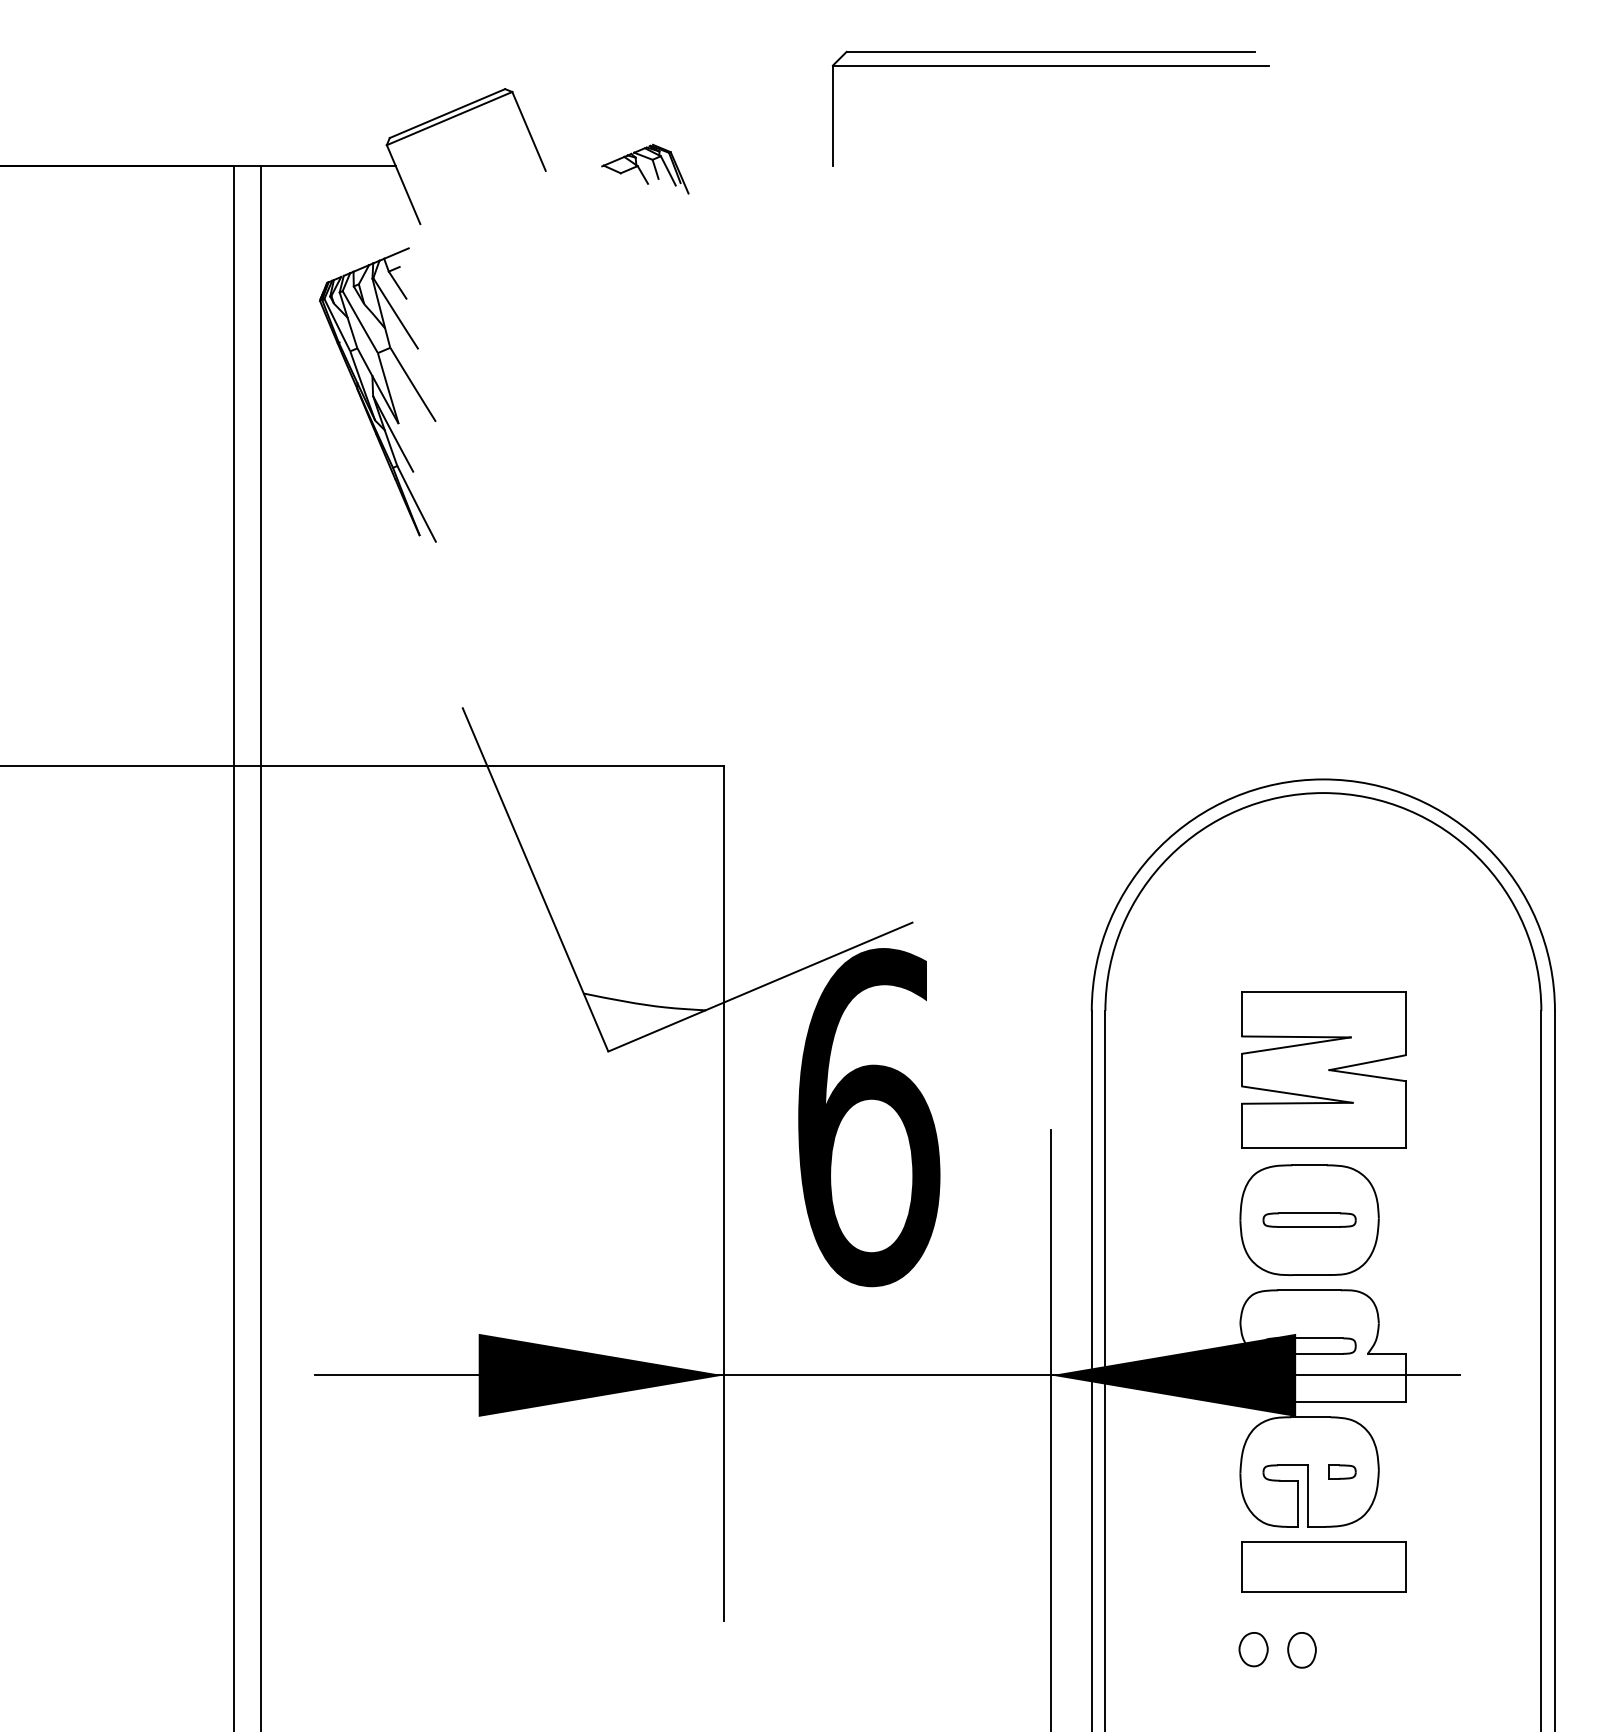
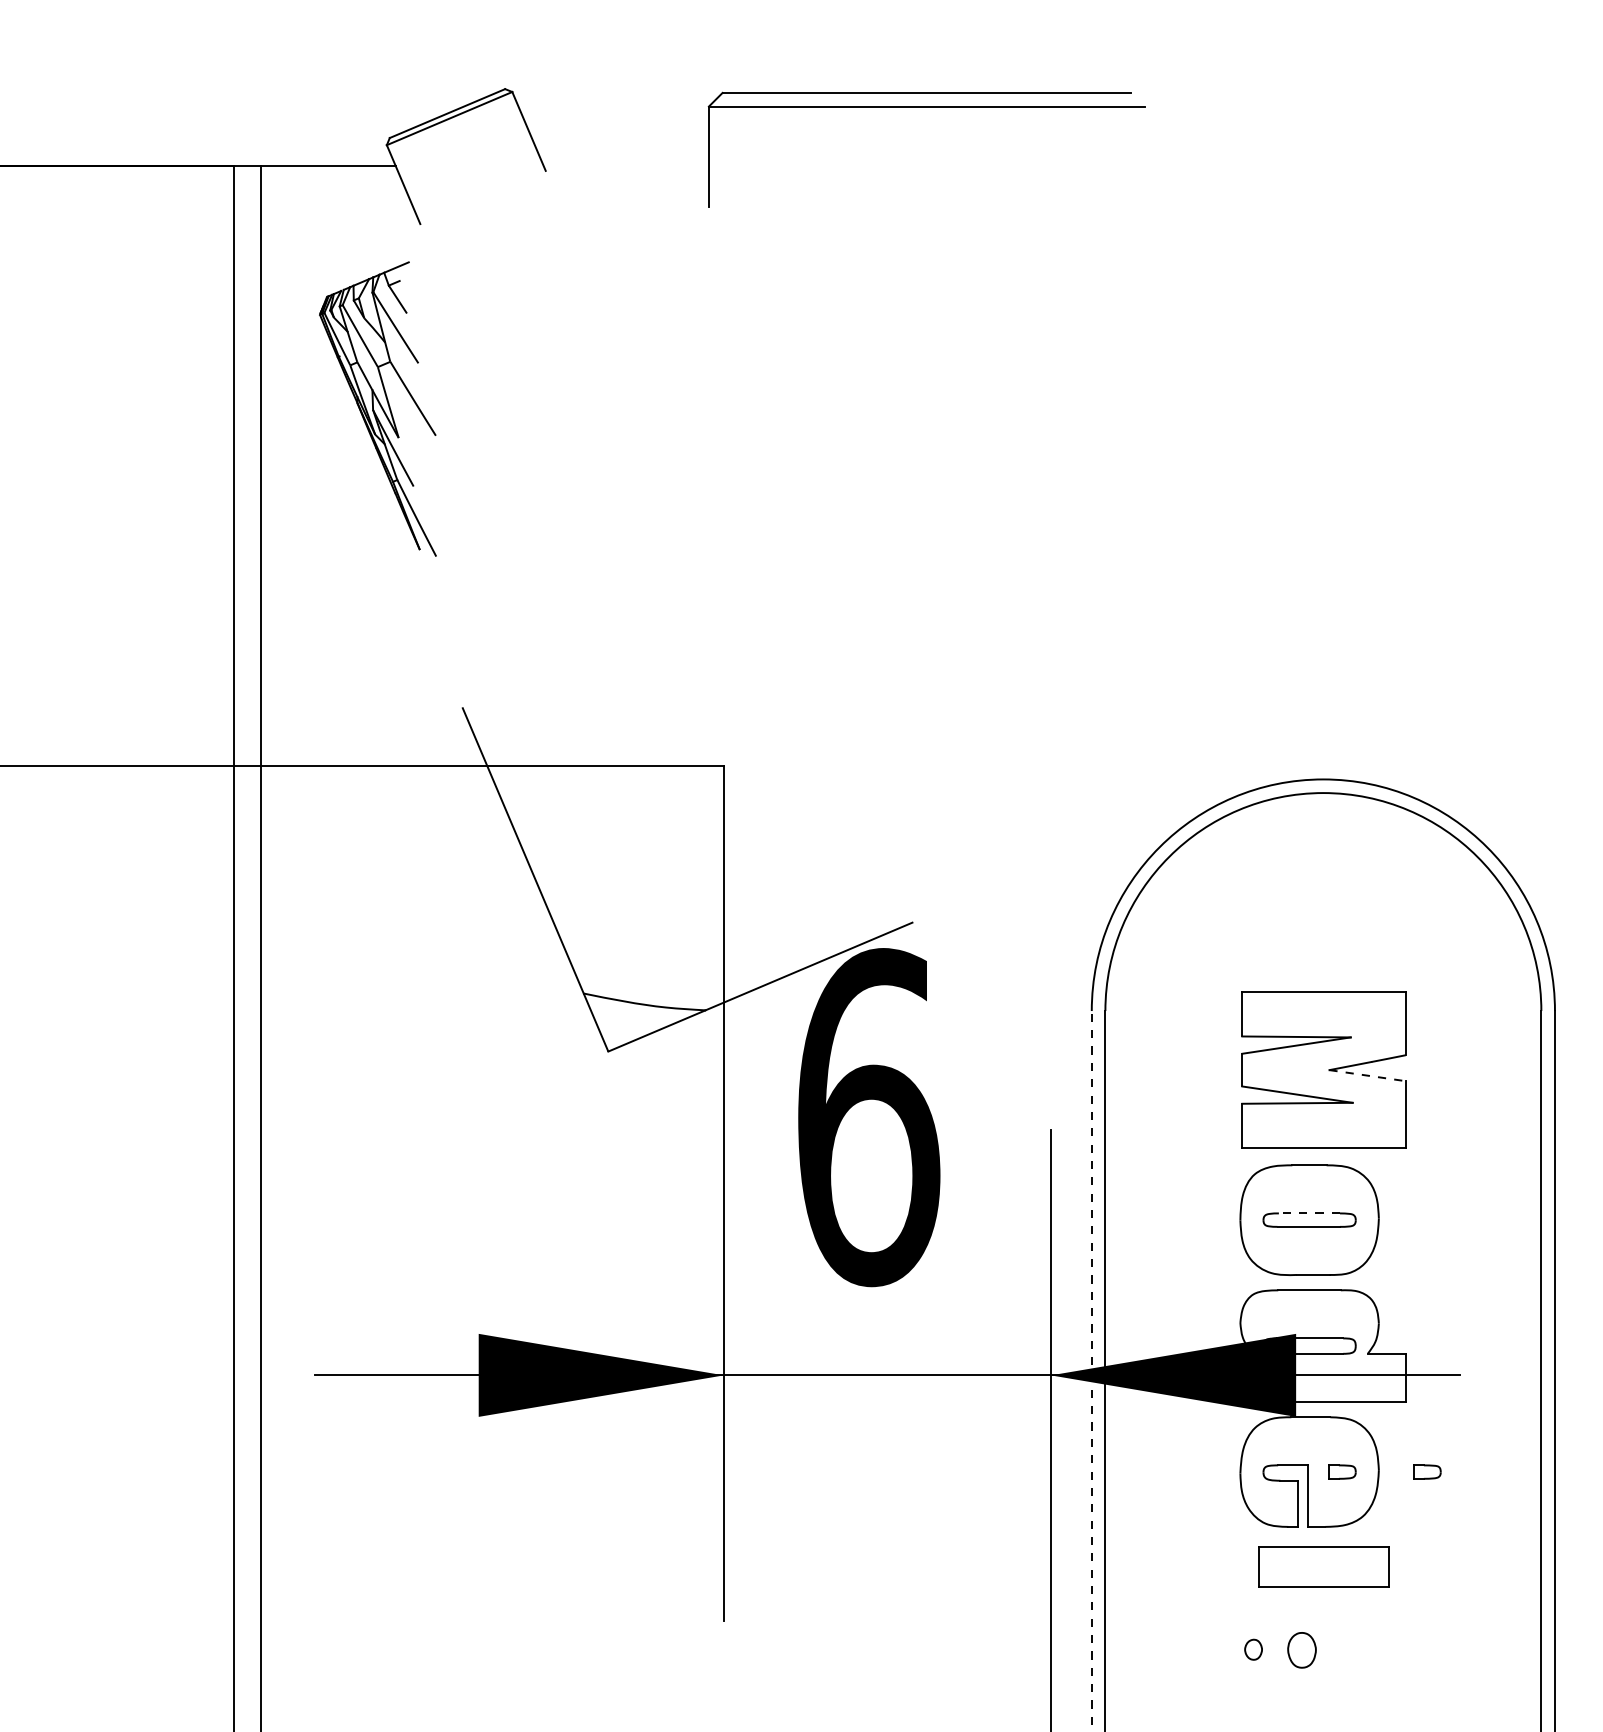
part position: (1050, 66) -> (926, 107) (926, 107)
part: present -> none (645, 168)
part position: (377, 394) -> (377, 408) (377, 408)
line: solid -> dashed (1367, 1075)
line: solid -> dashed (1309, 1213)
line: solid -> dashed (1091, 1370)
part: none -> present (1427, 1471)
part size: 166x52 px -> 132x42 px (1323, 1566)
part size: 31x36 px -> 19x23 px (1253, 1649)
